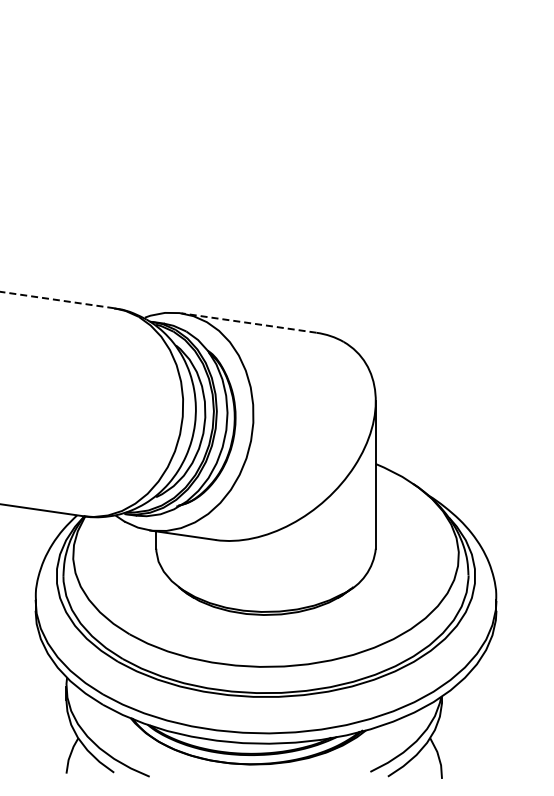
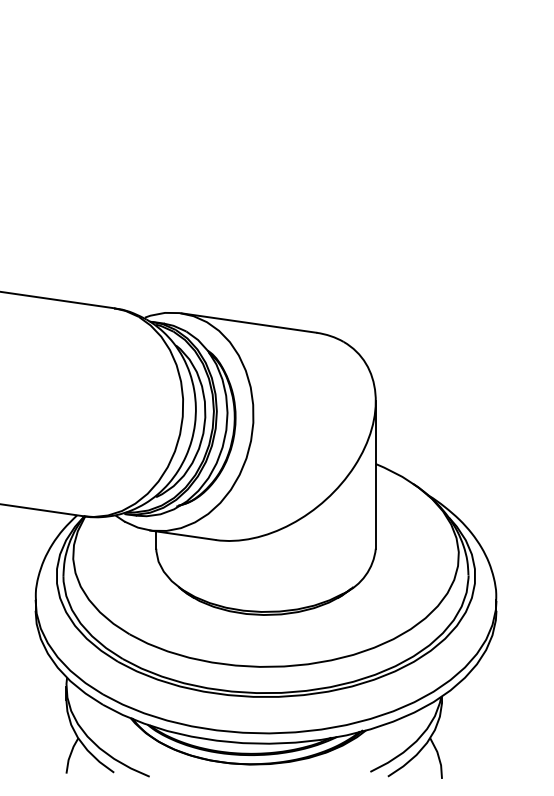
line: dashed -> solid (56, 299)
line: dashed -> solid (248, 322)
